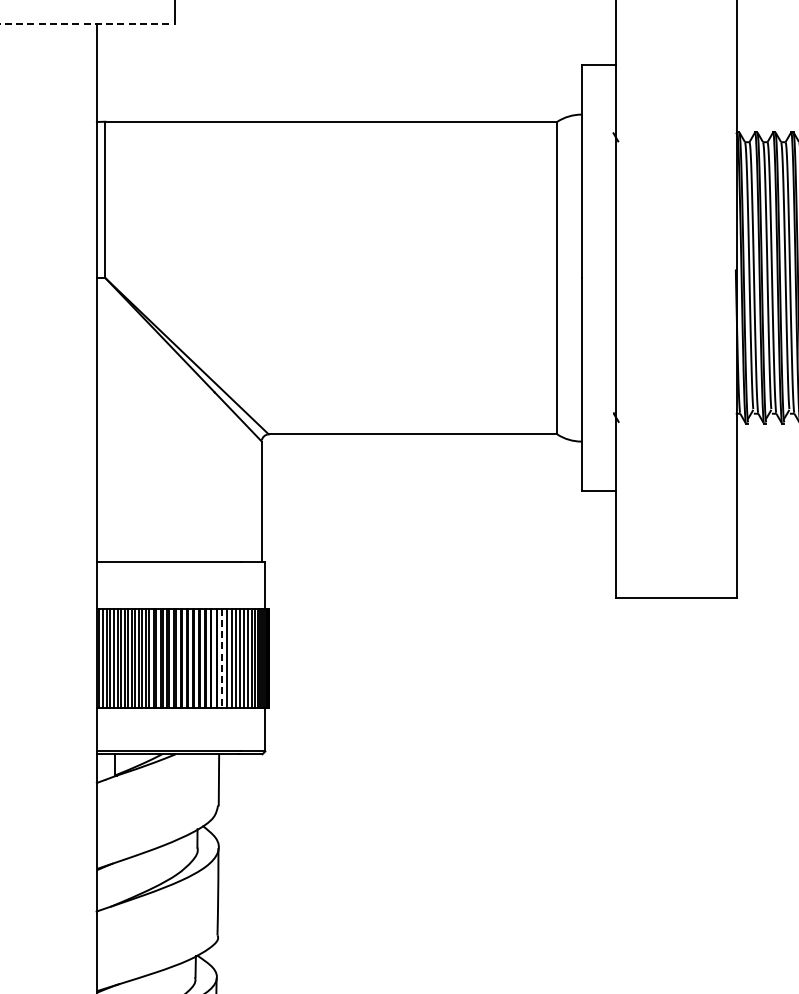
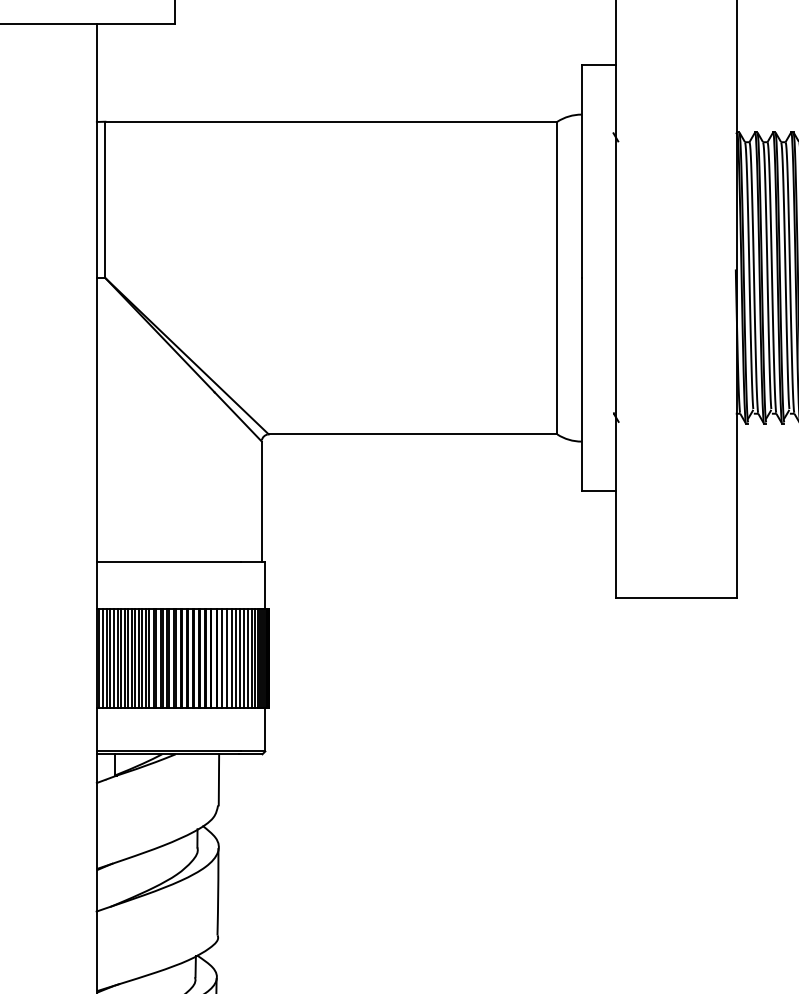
line: dashed -> solid (88, 24)
line: dashed -> solid (221, 658)
